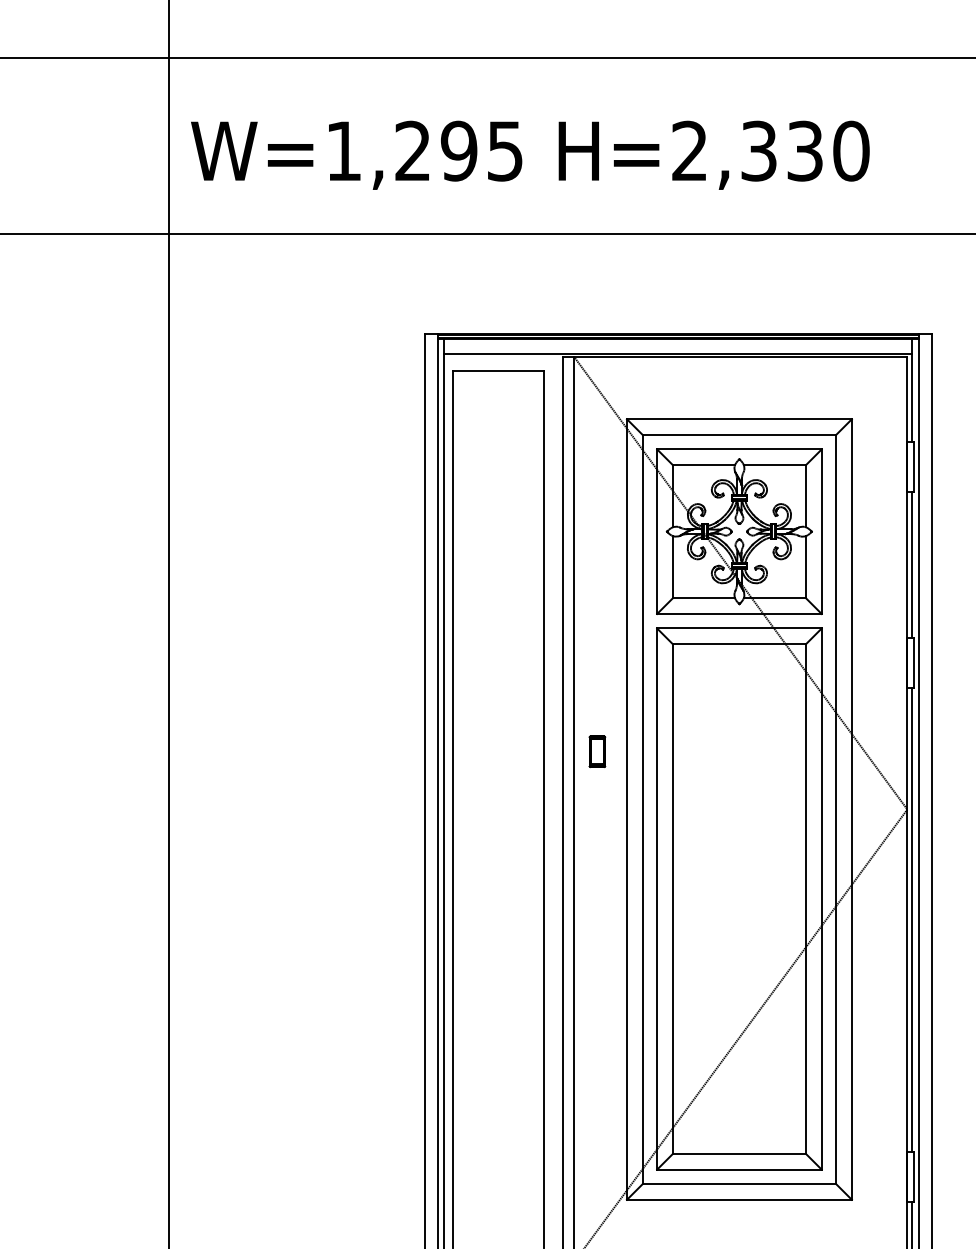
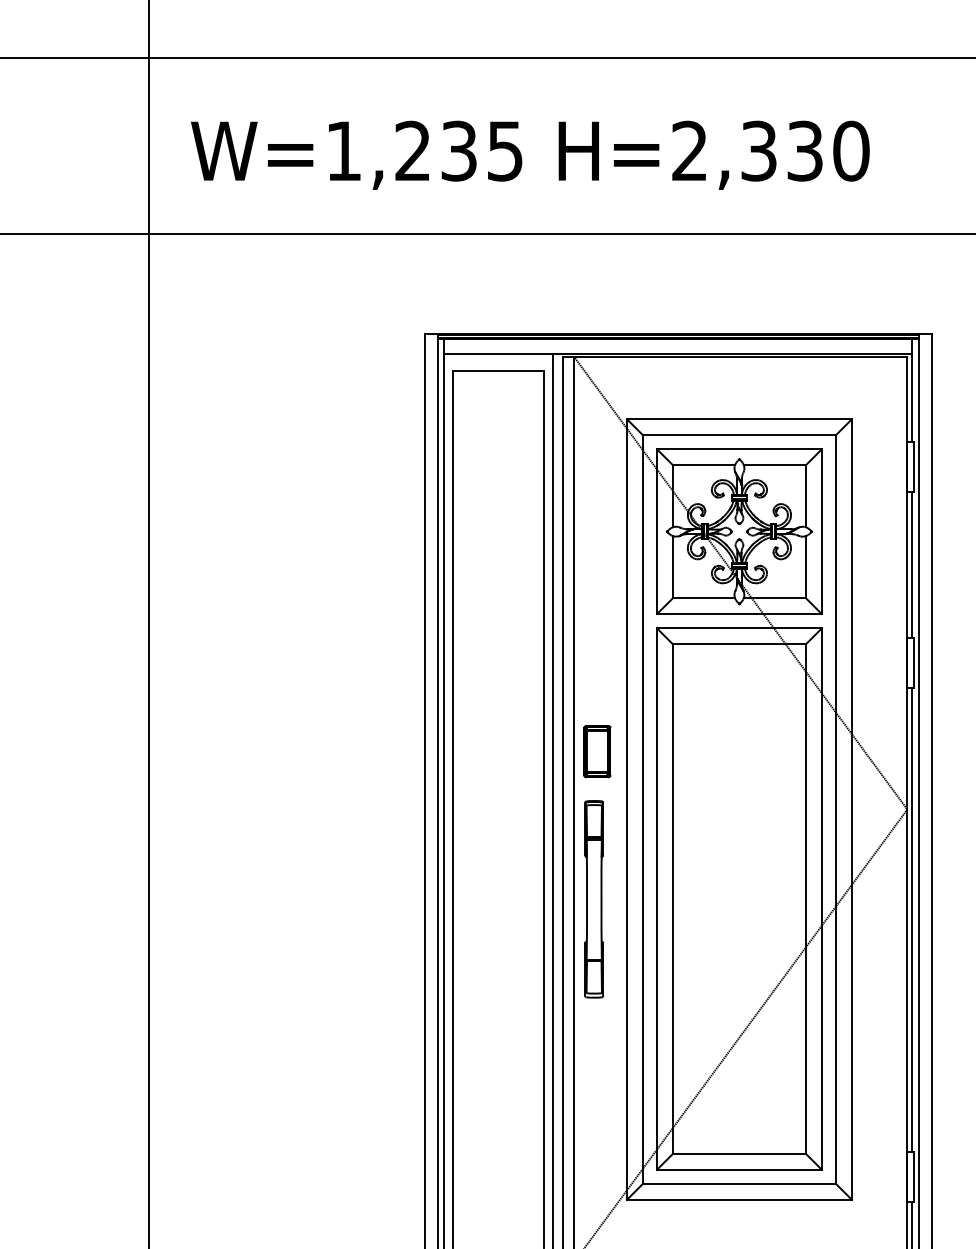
text: W=1,295 -> W=1,235 (458, 150)
line position: (169, 623) -> (149, 623) (149, 623)
part size: 19x33 px -> 29x54 px (597, 751)
line: none -> present (553, 799)
part: none -> present (594, 899)
